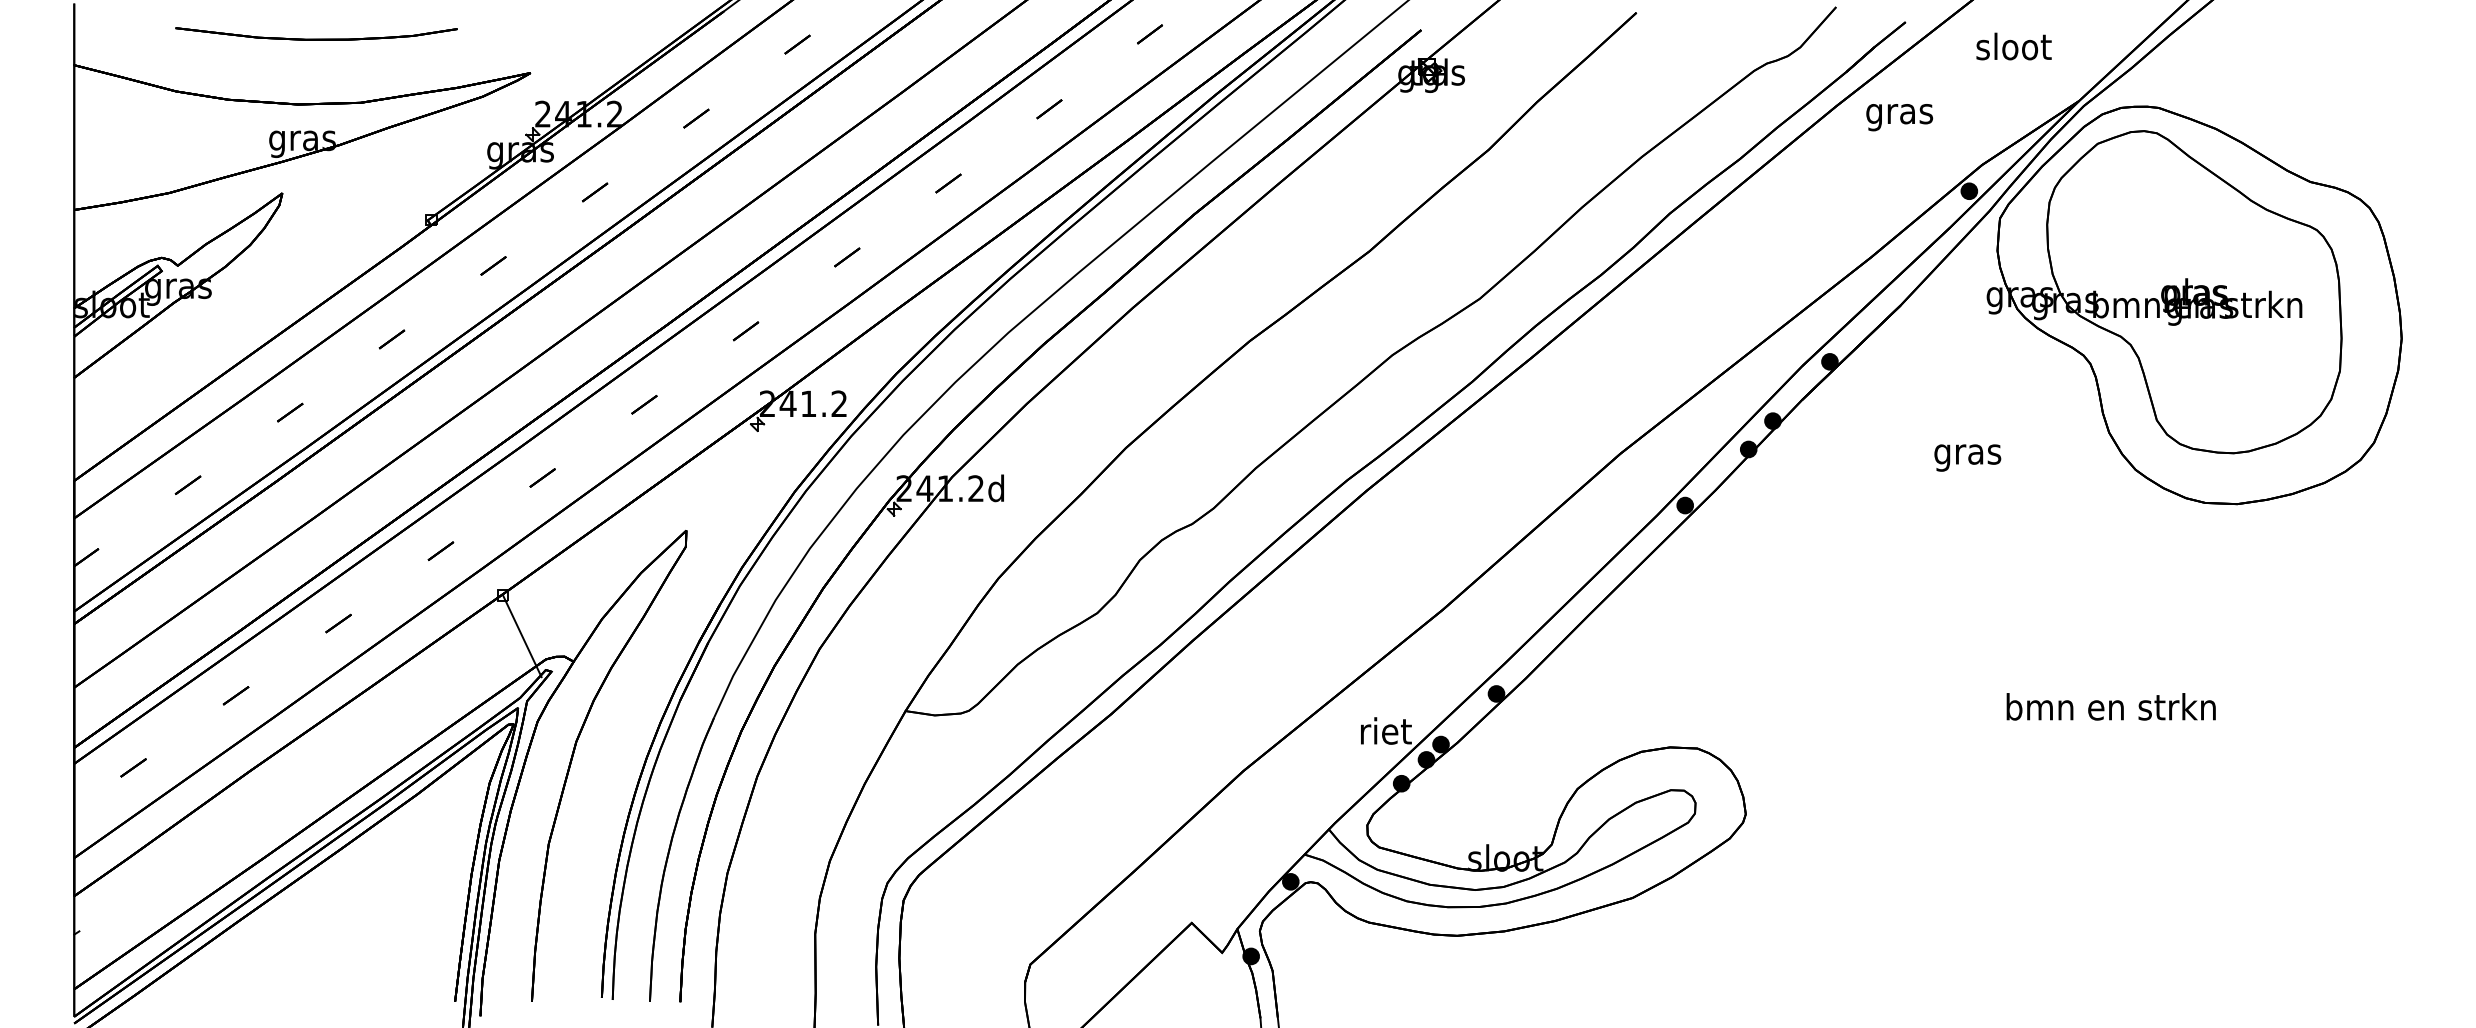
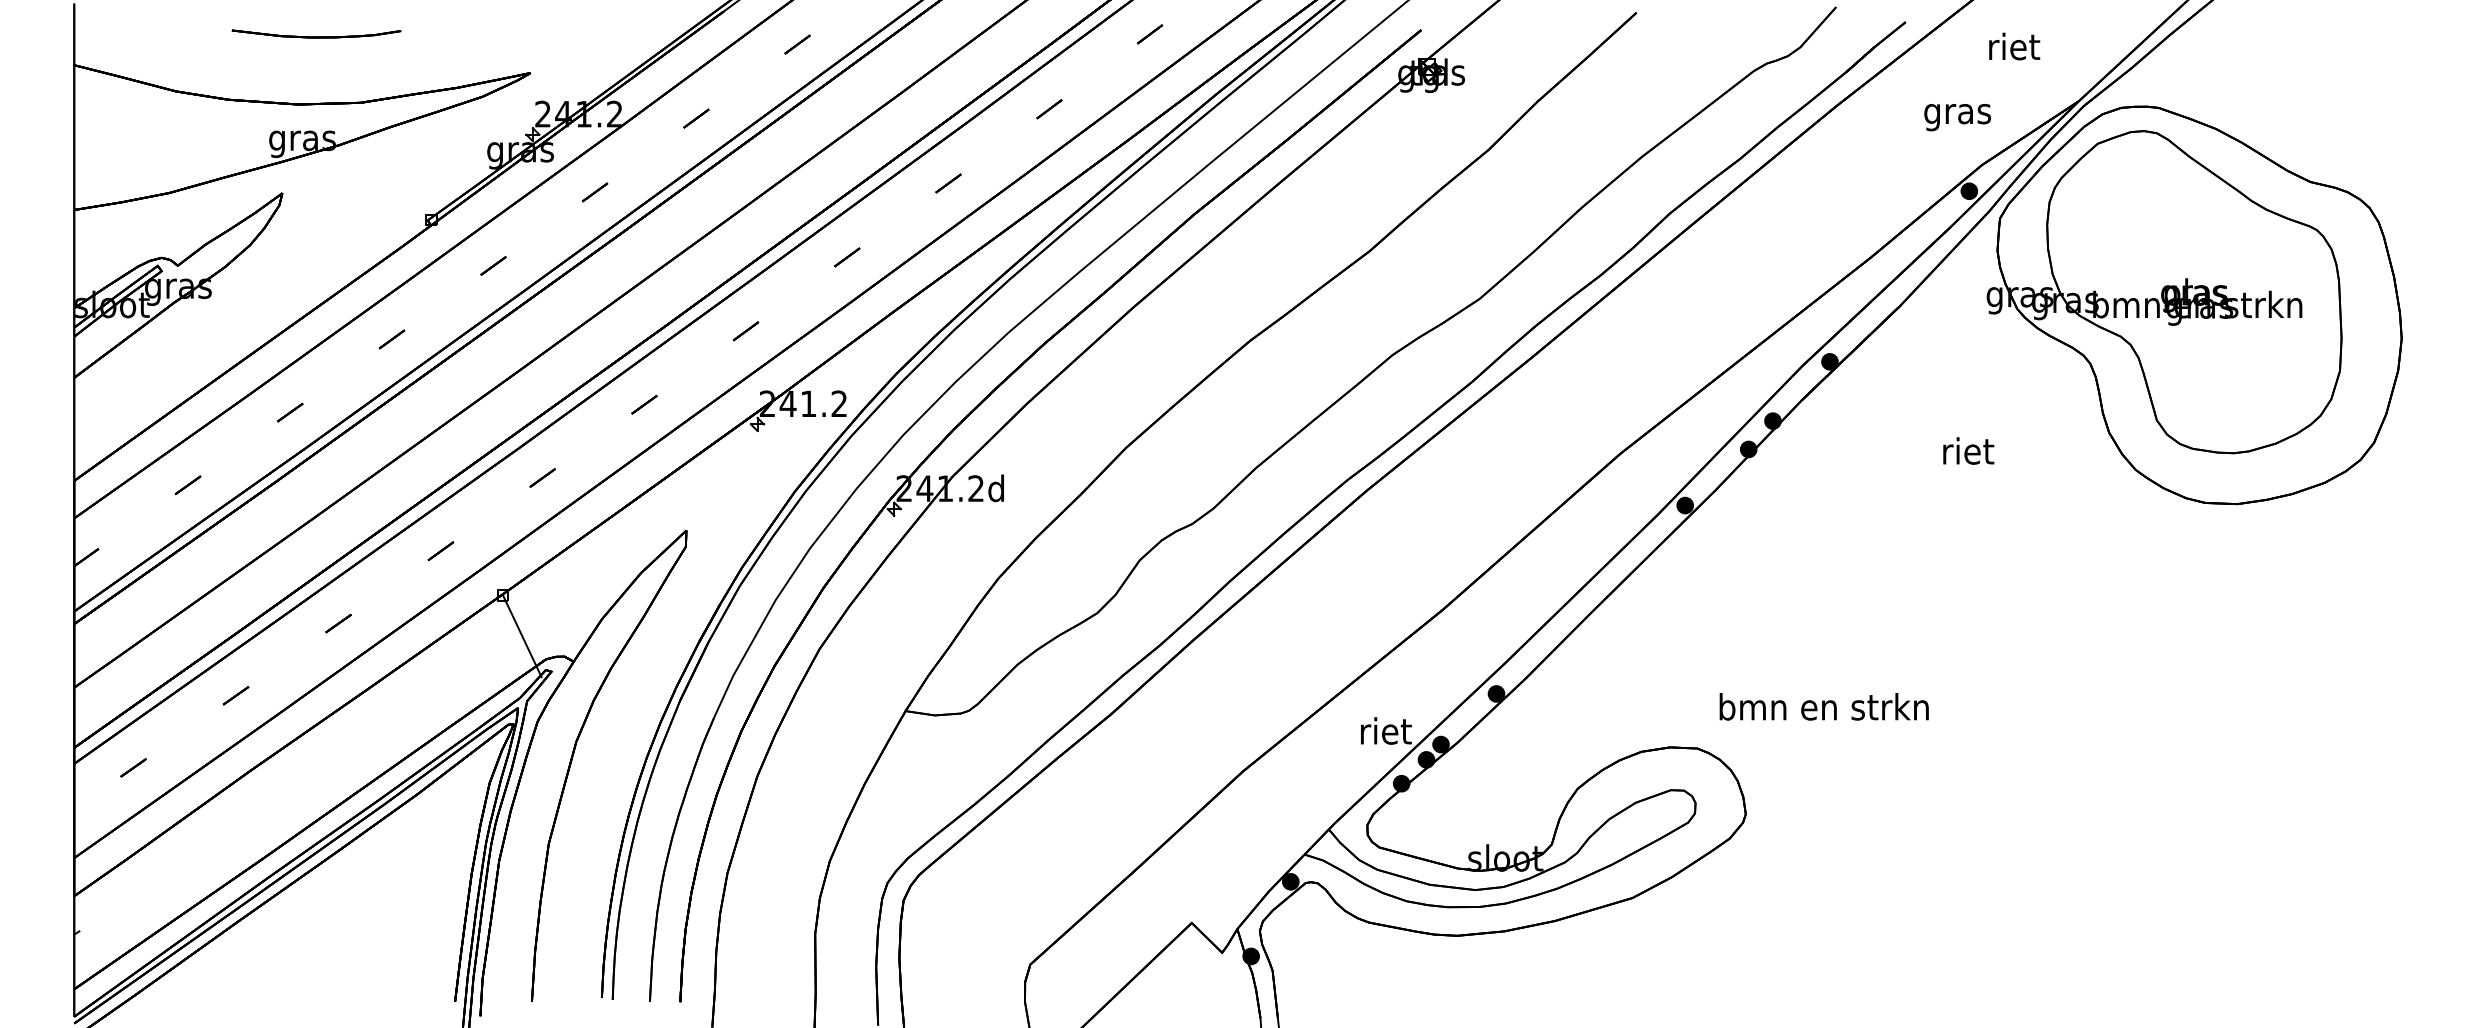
part size: 283x14 px -> 171x10 px (316, 33)
text: sloot -> riet (2013, 46)
text position: (1899, 117) -> (1957, 117) (1957, 117)
text: gras -> riet (1967, 454)
text position: (2110, 706) -> (1823, 706) (1823, 706)
